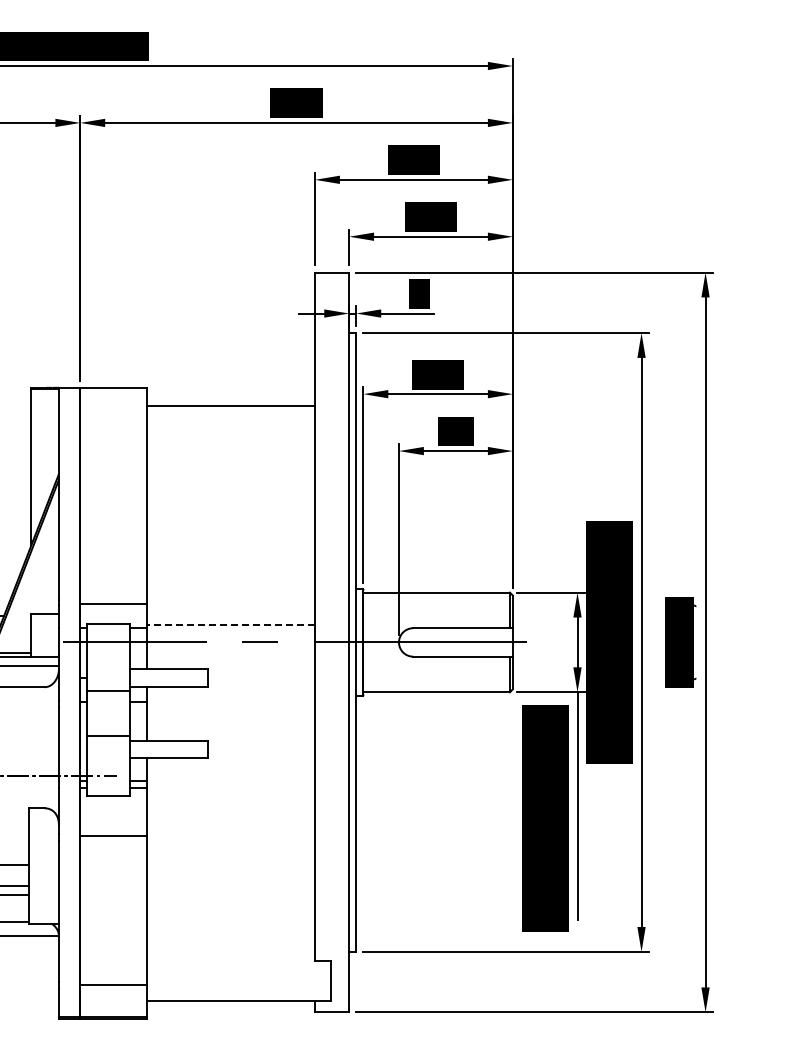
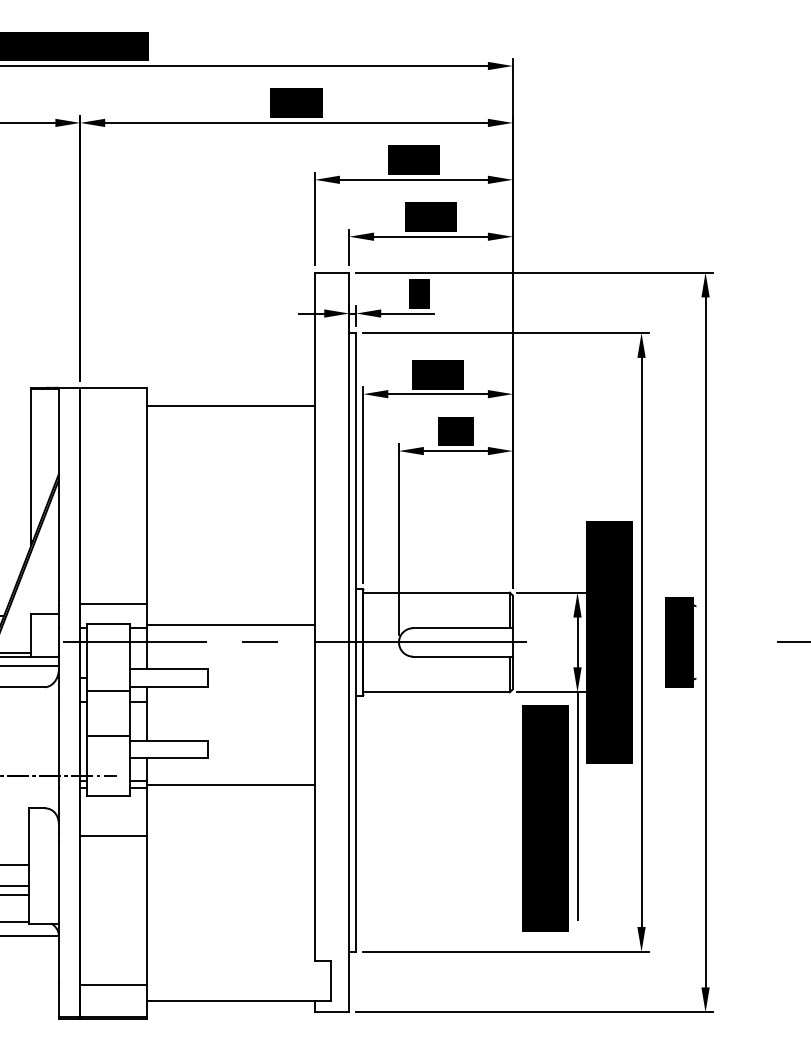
line: dashed -> solid (231, 625)
line: none -> present (791, 642)
line: none -> present (231, 785)
